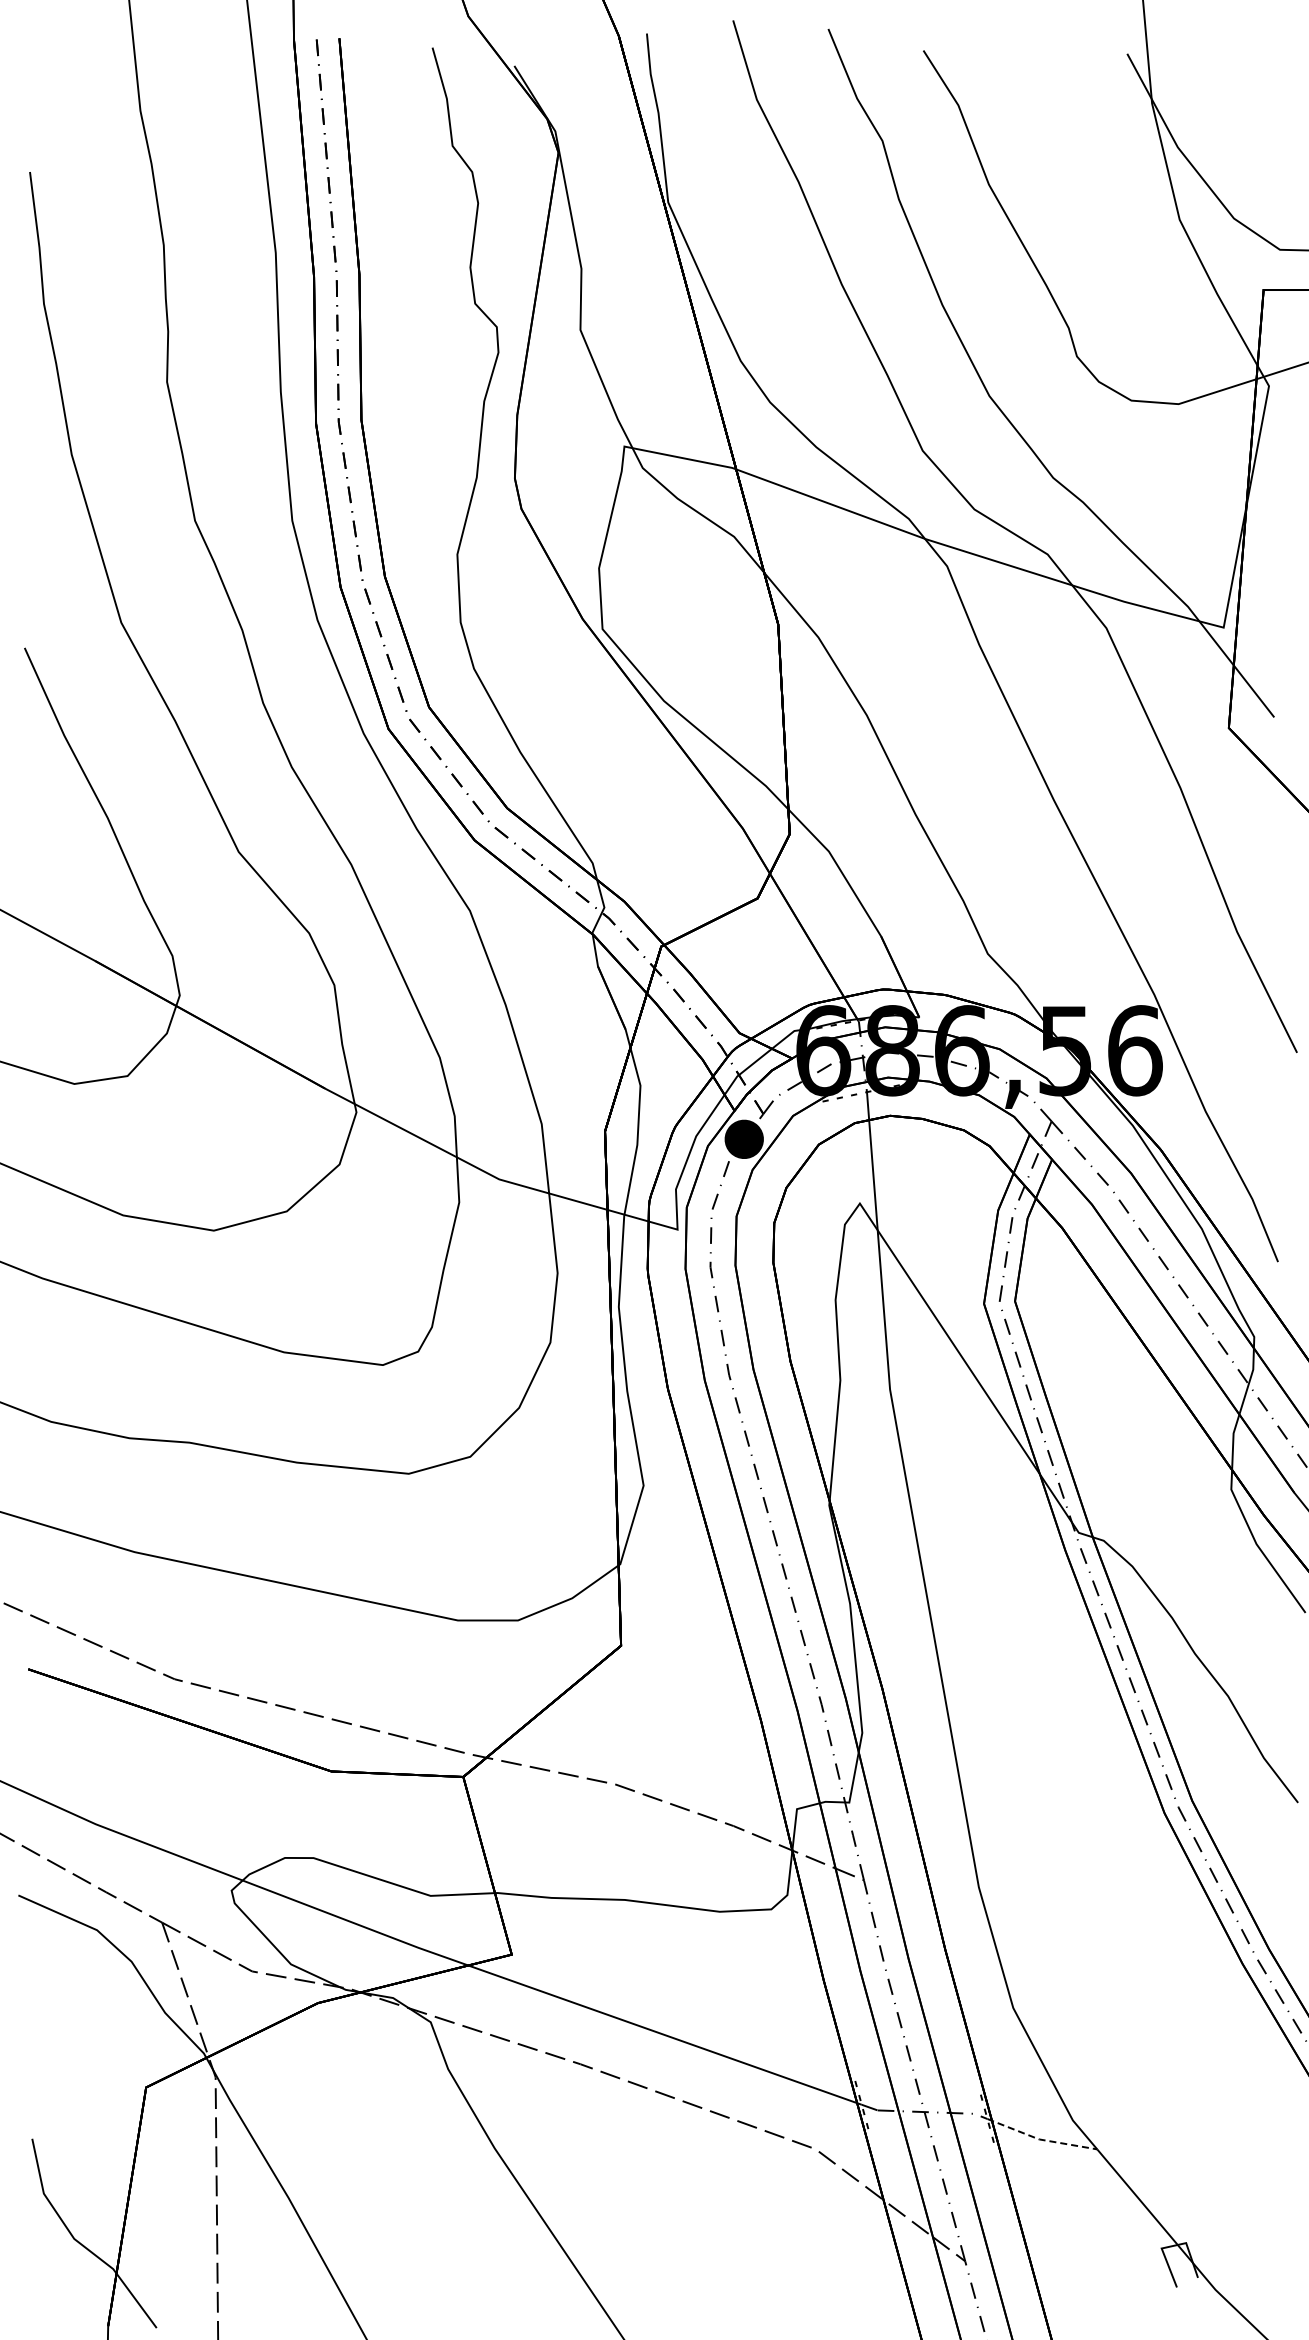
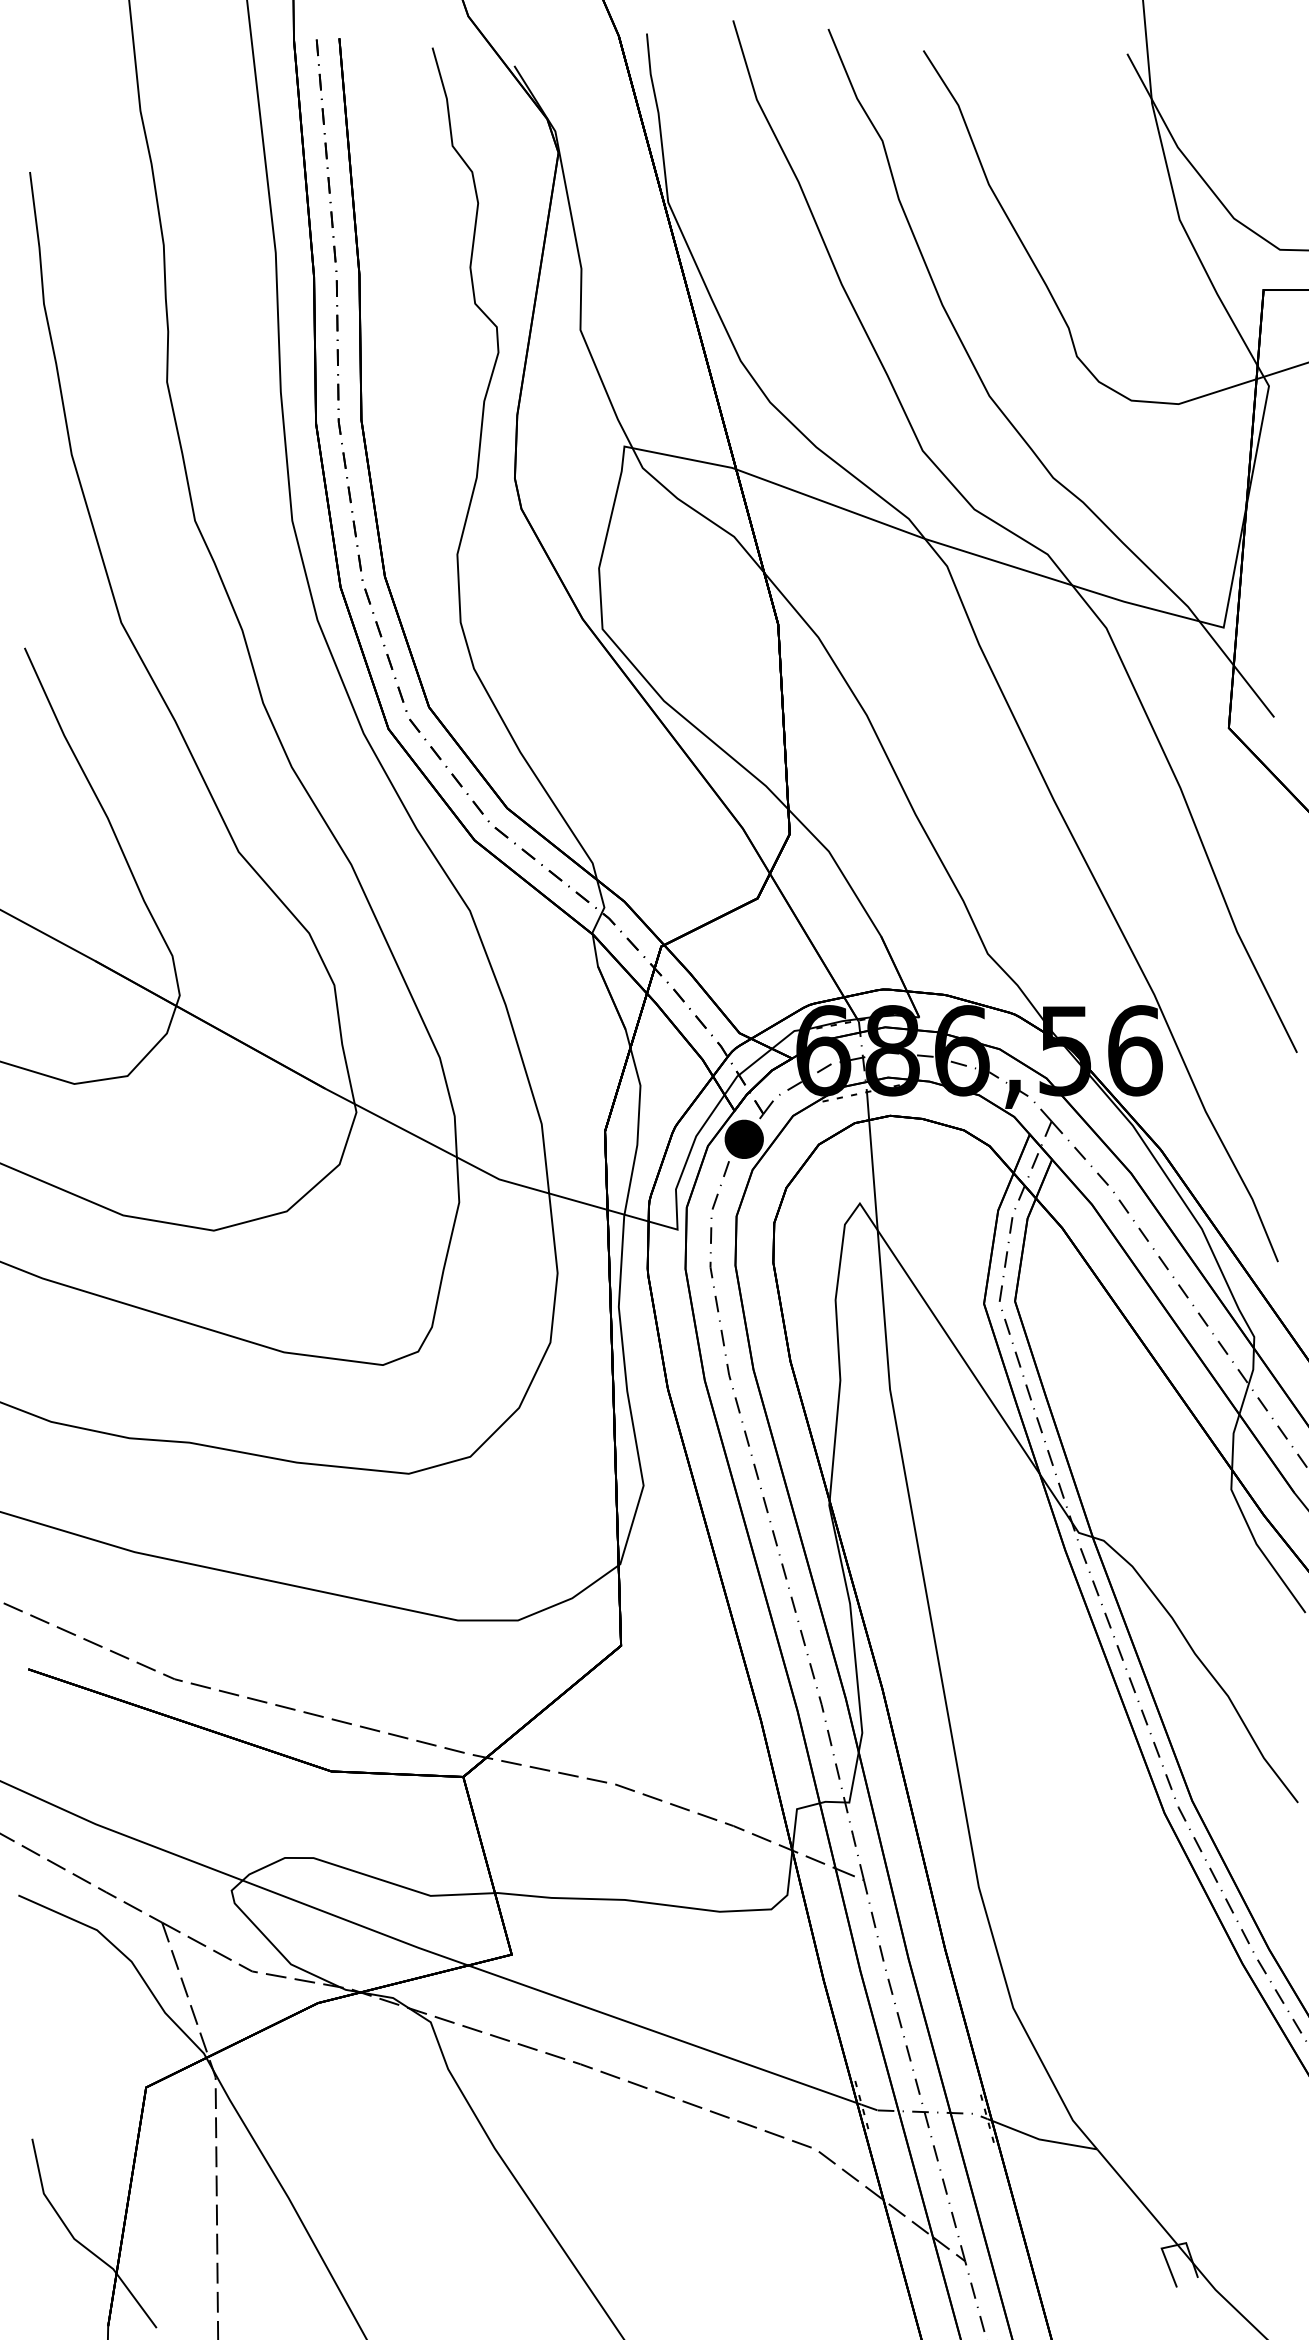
line: dashed -> solid (1040, 2139)
